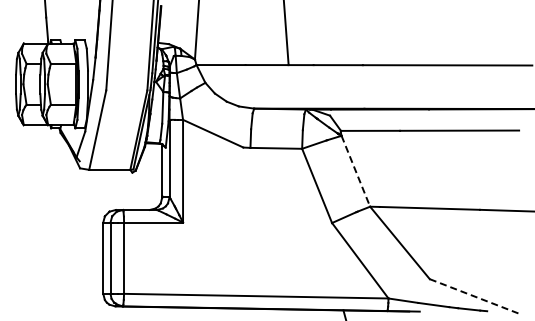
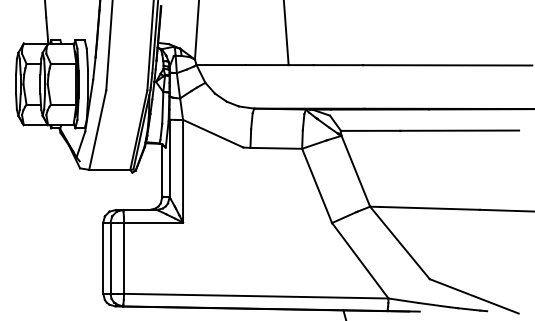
line: dashed -> solid (356, 171)
line: dashed -> solid (474, 296)
